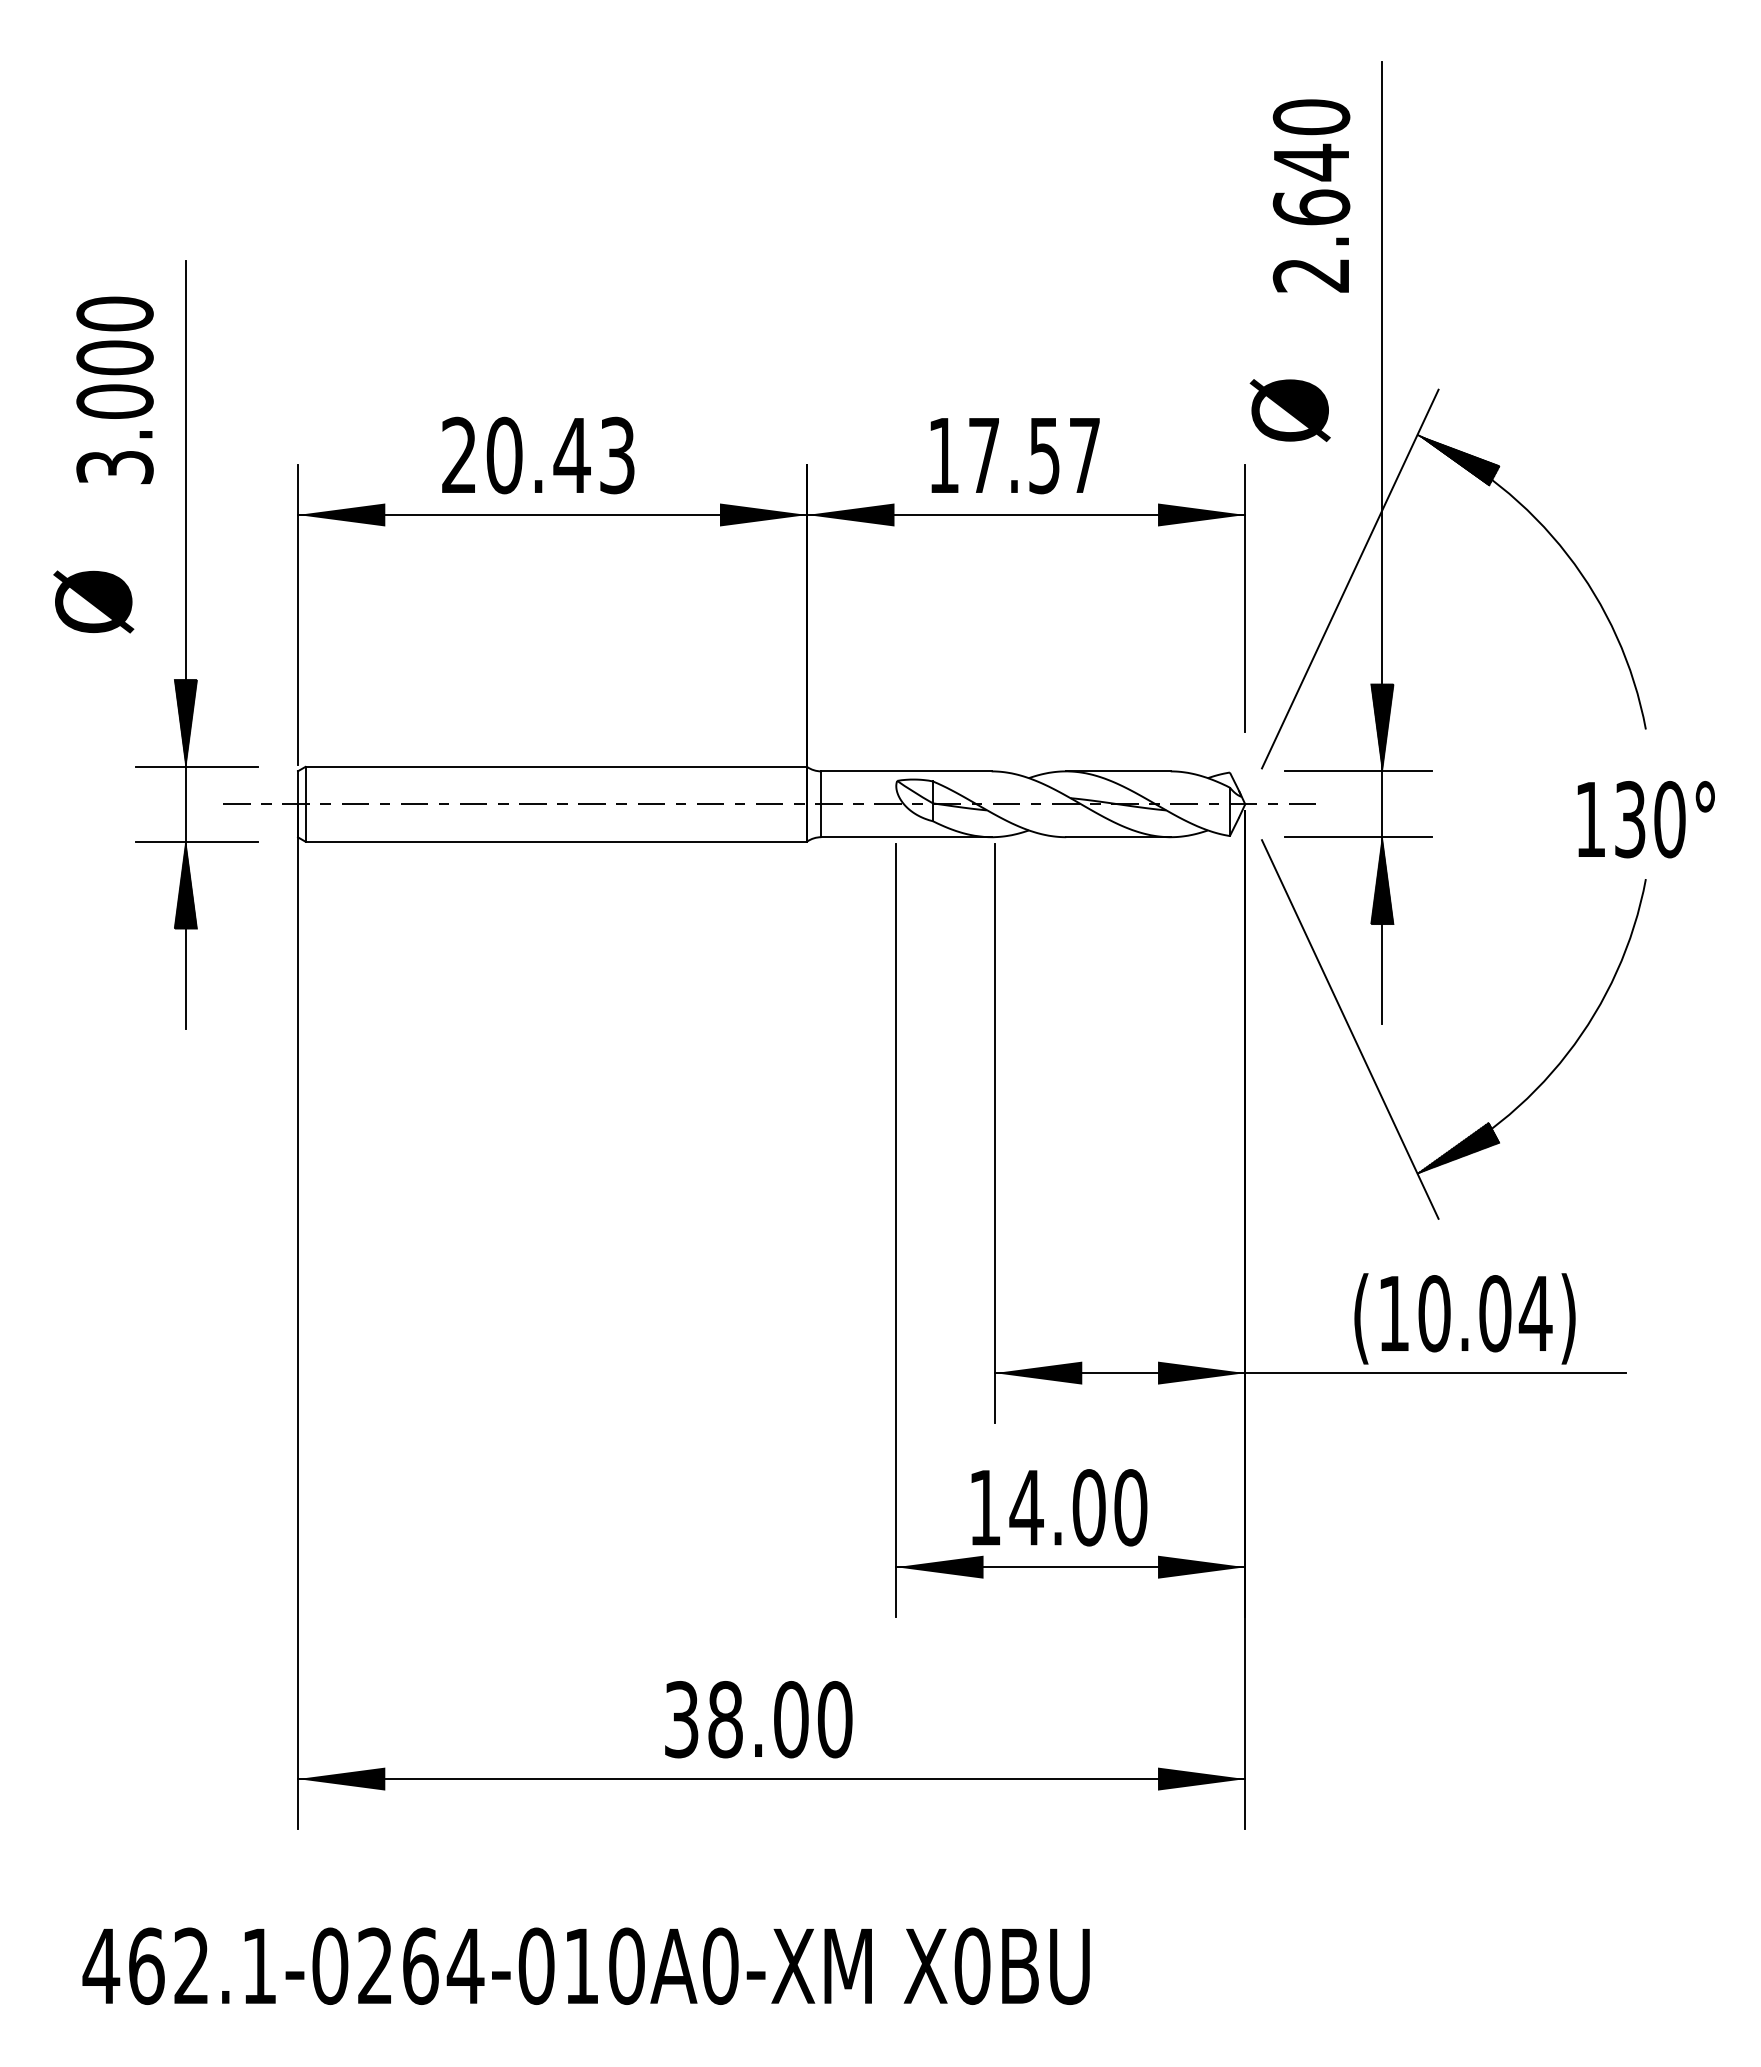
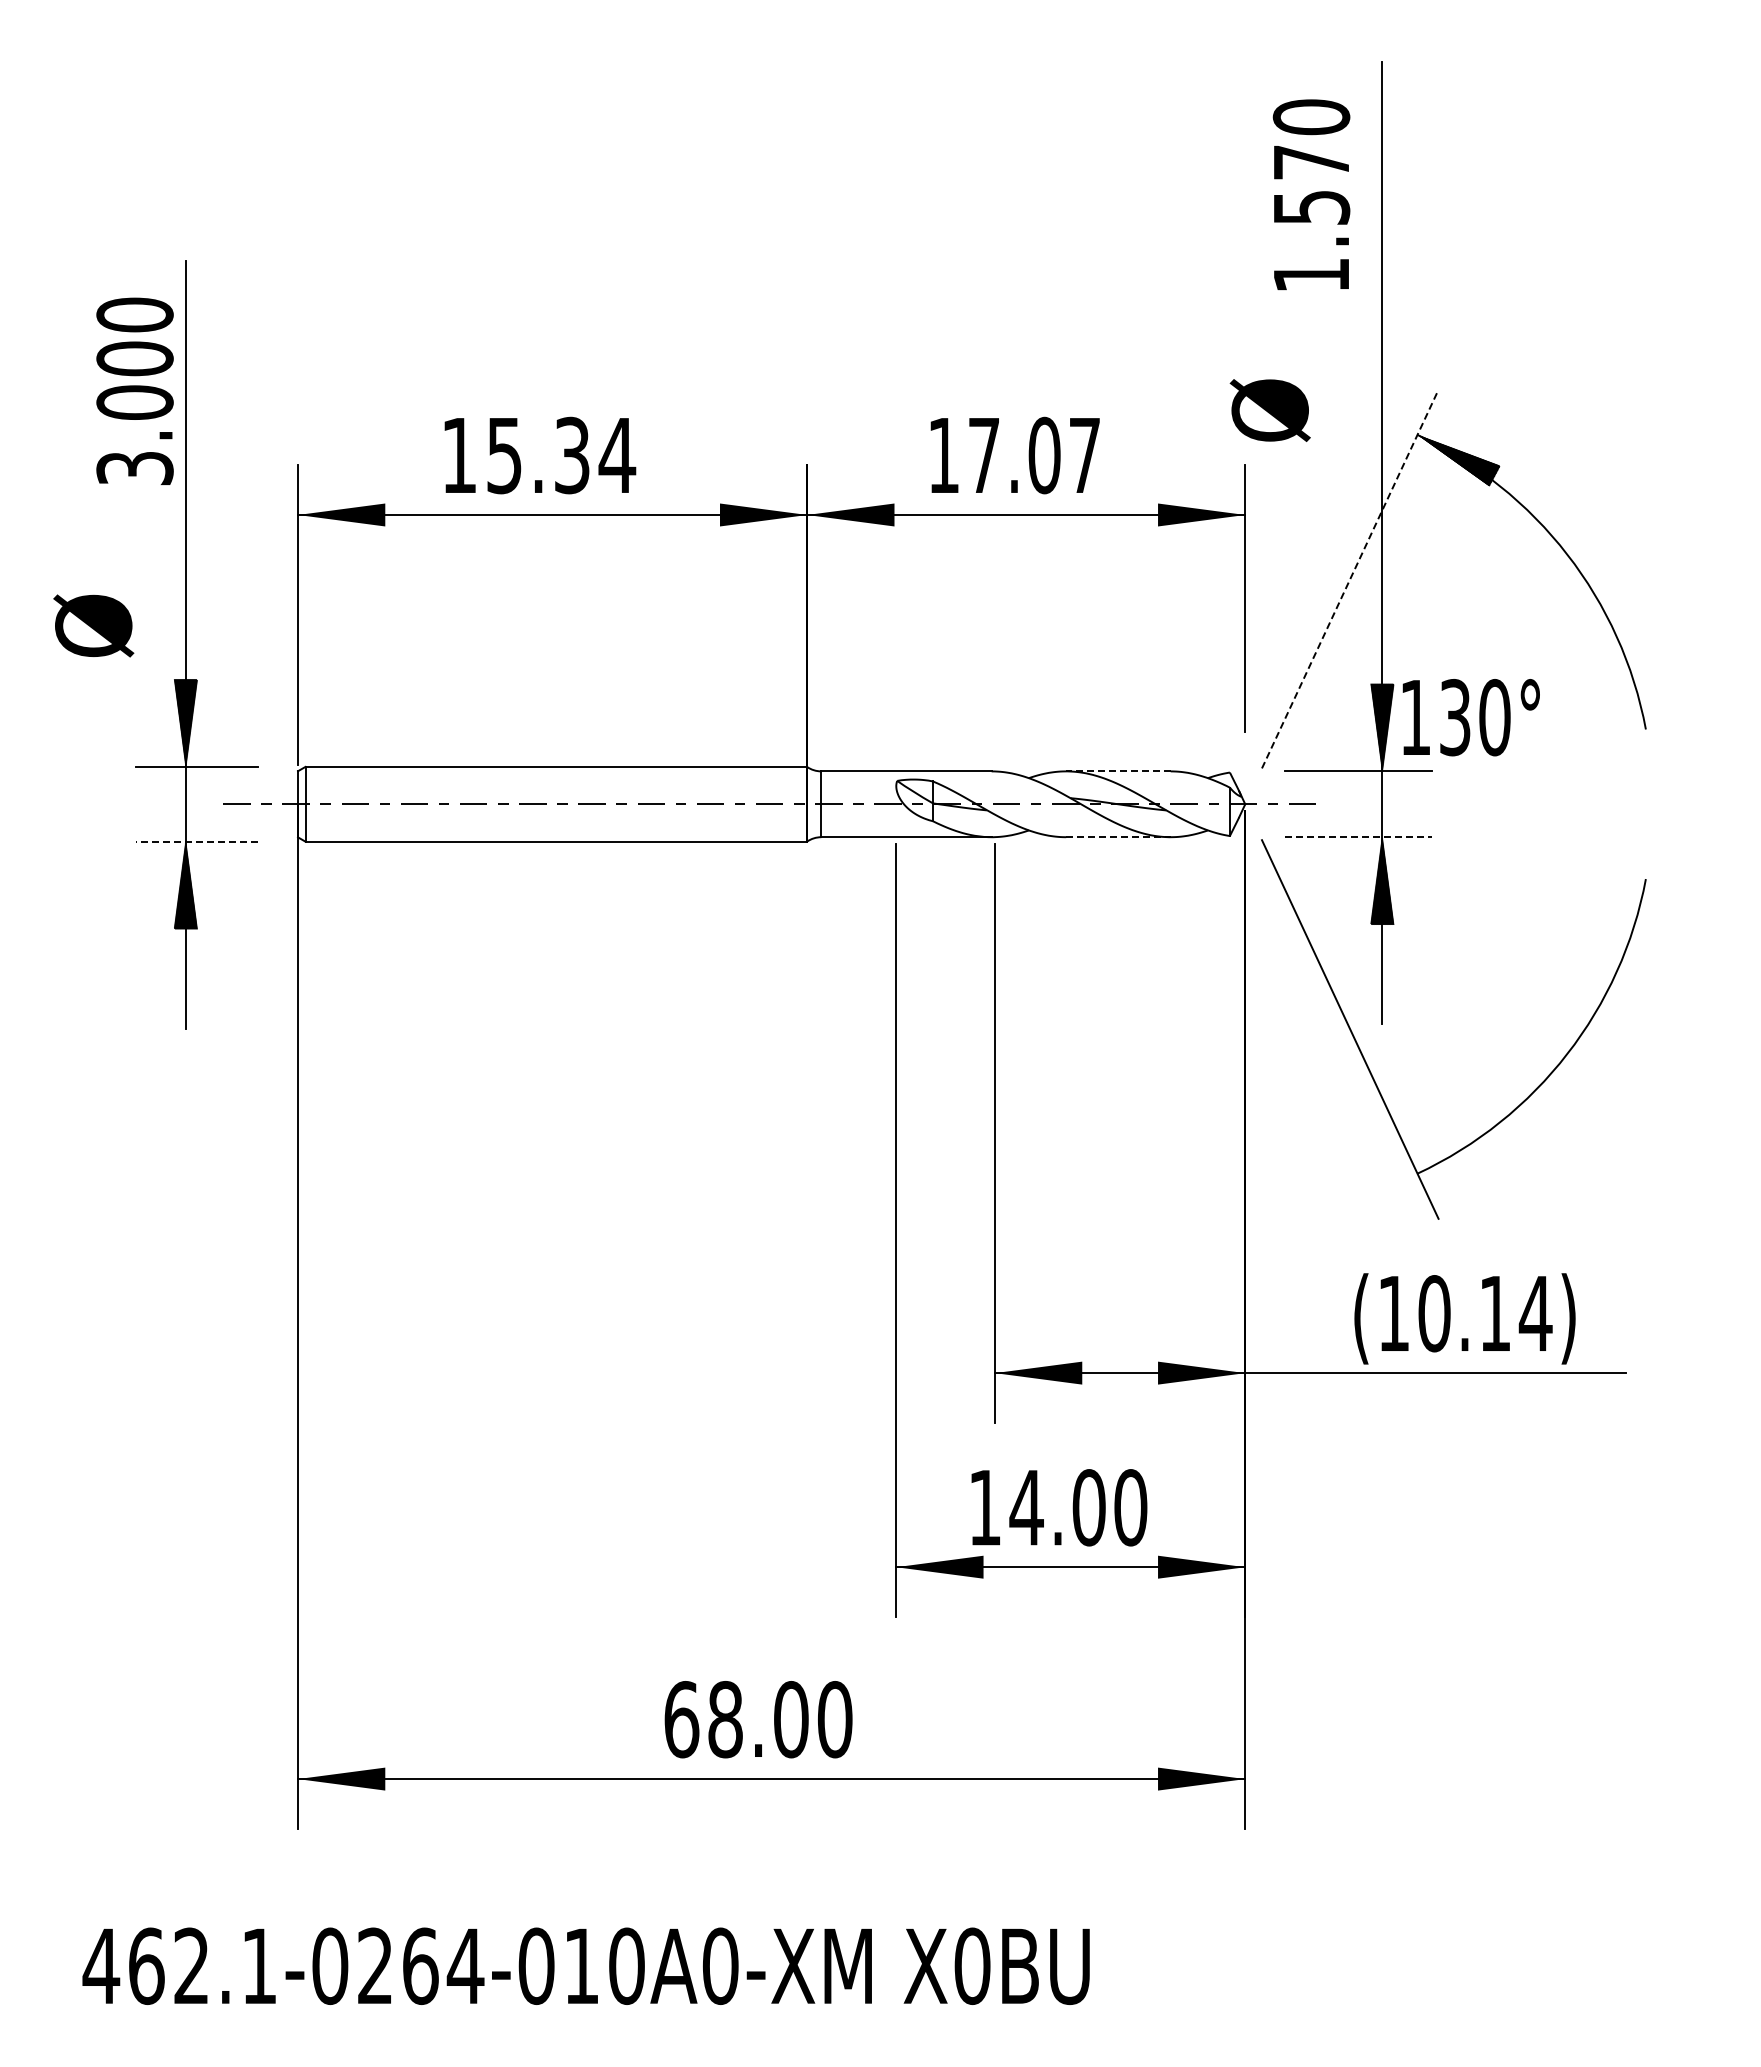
text: 2.640 -> 1.570 (1311, 217)
text position: (114, 389) -> (134, 390) (134, 390)
text position: (1289, 410) -> (1269, 410) (1269, 410)
text: 20.43 -> 15.34 (539, 455)
text: 17.57 -> 17.07 (1044, 455)
line: solid -> dashed (1350, 579)
text position: (93, 601) -> (93, 625) (93, 625)
line: solid -> dashed (1117, 771)
text position: (1645, 819) -> (1470, 717) (1470, 717)
line: solid -> dashed (1118, 837)
line: solid -> dashed (1358, 837)
line: solid -> dashed (196, 841)
hatch: present -> none (1458, 1147)
text: (10.04) -> (10.14) (1495, 1313)
text: 38.00 -> 68.00 (681, 1719)
